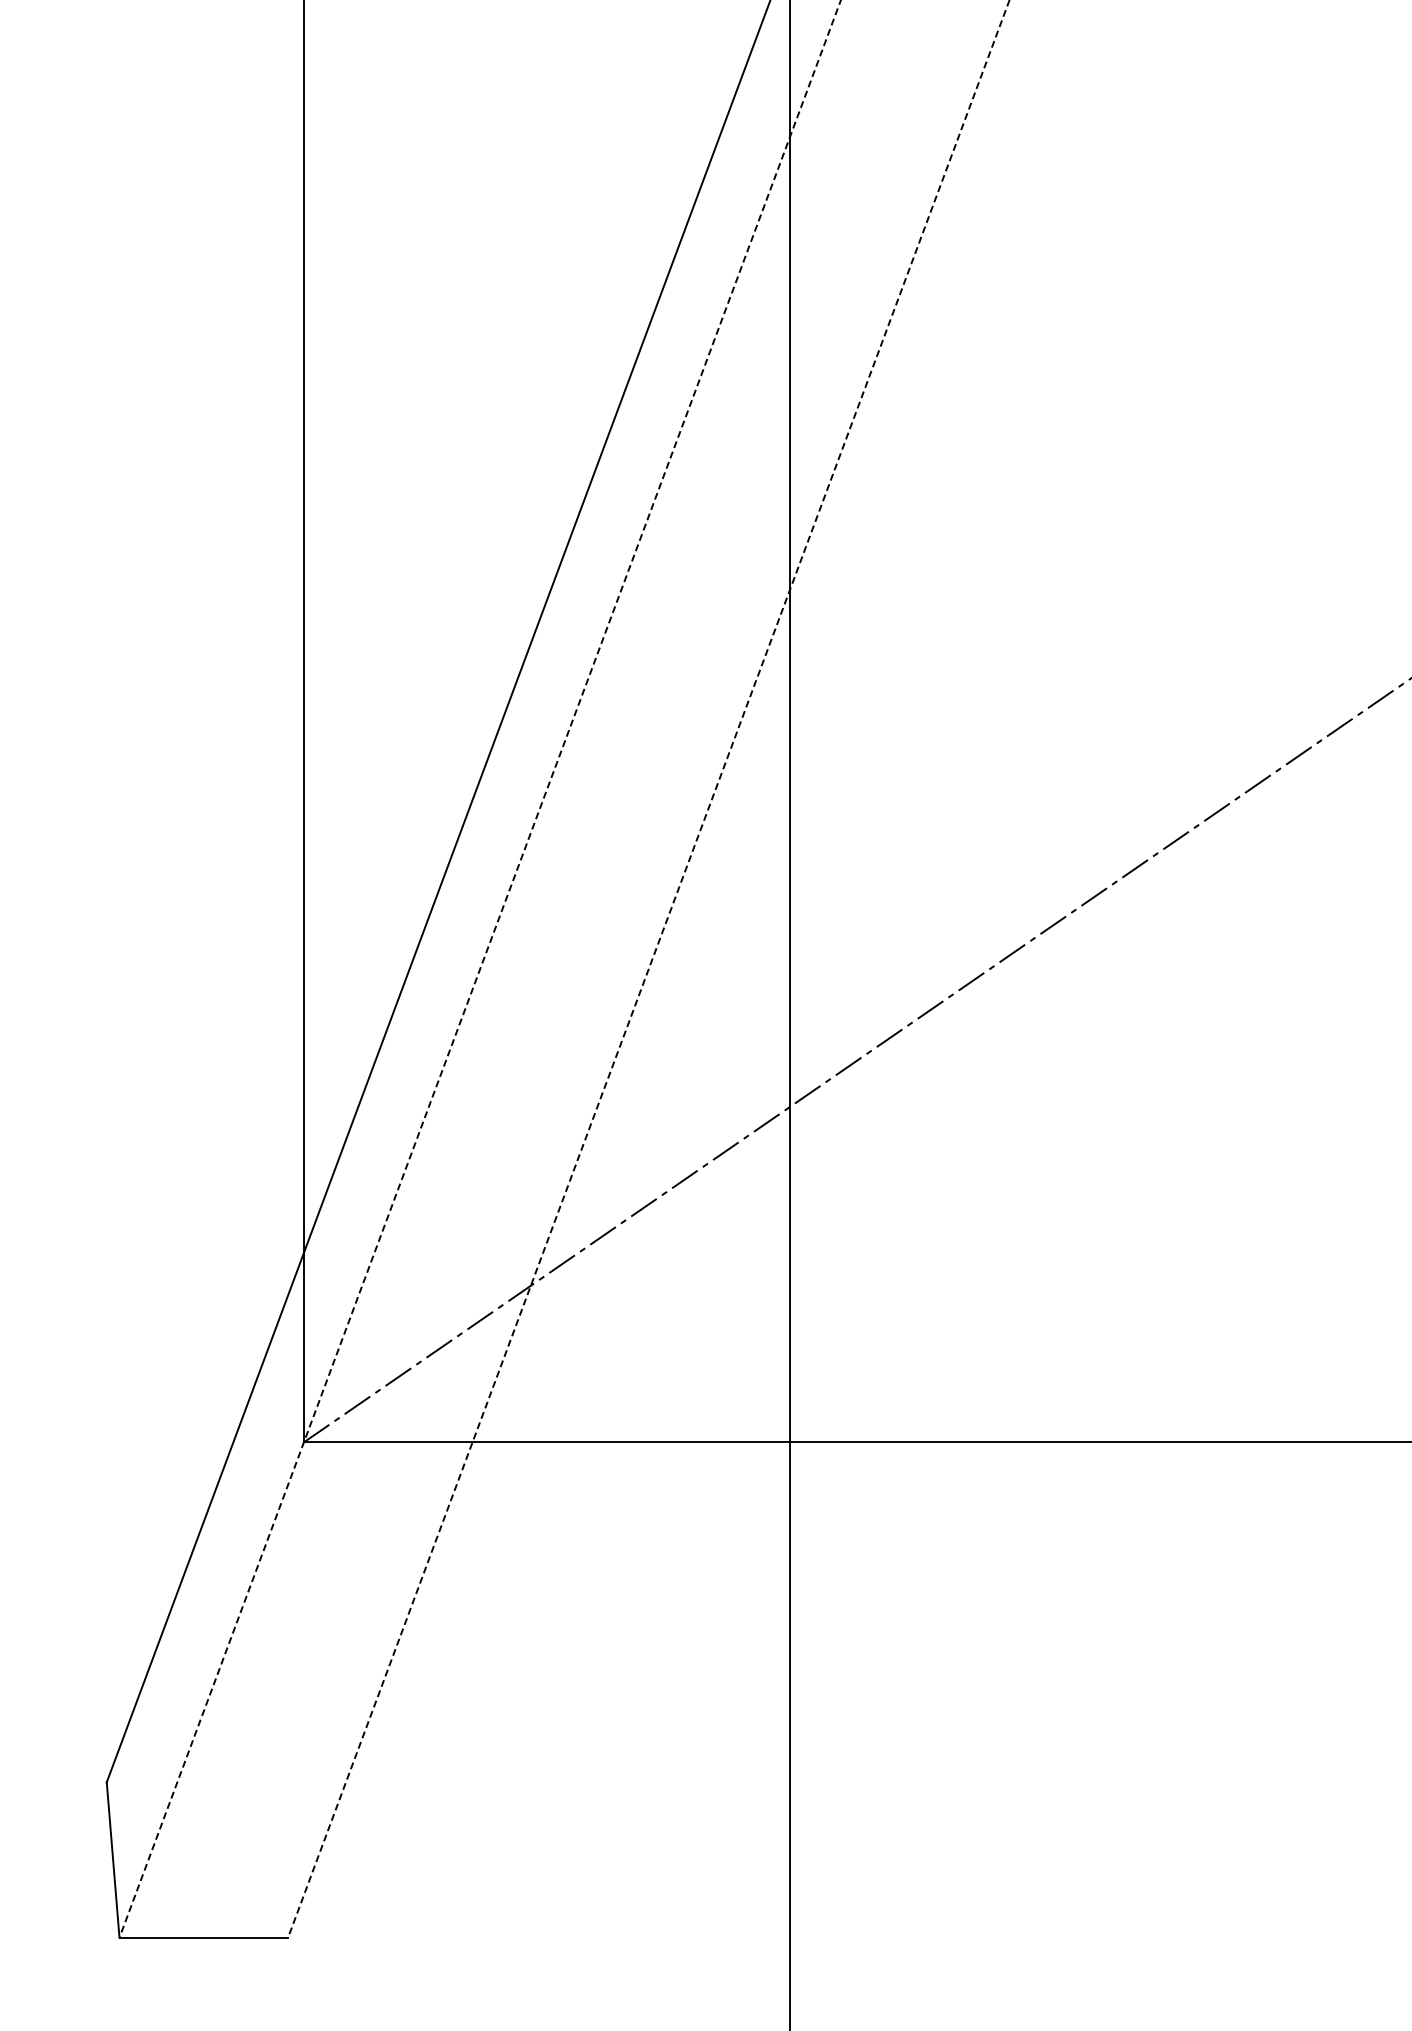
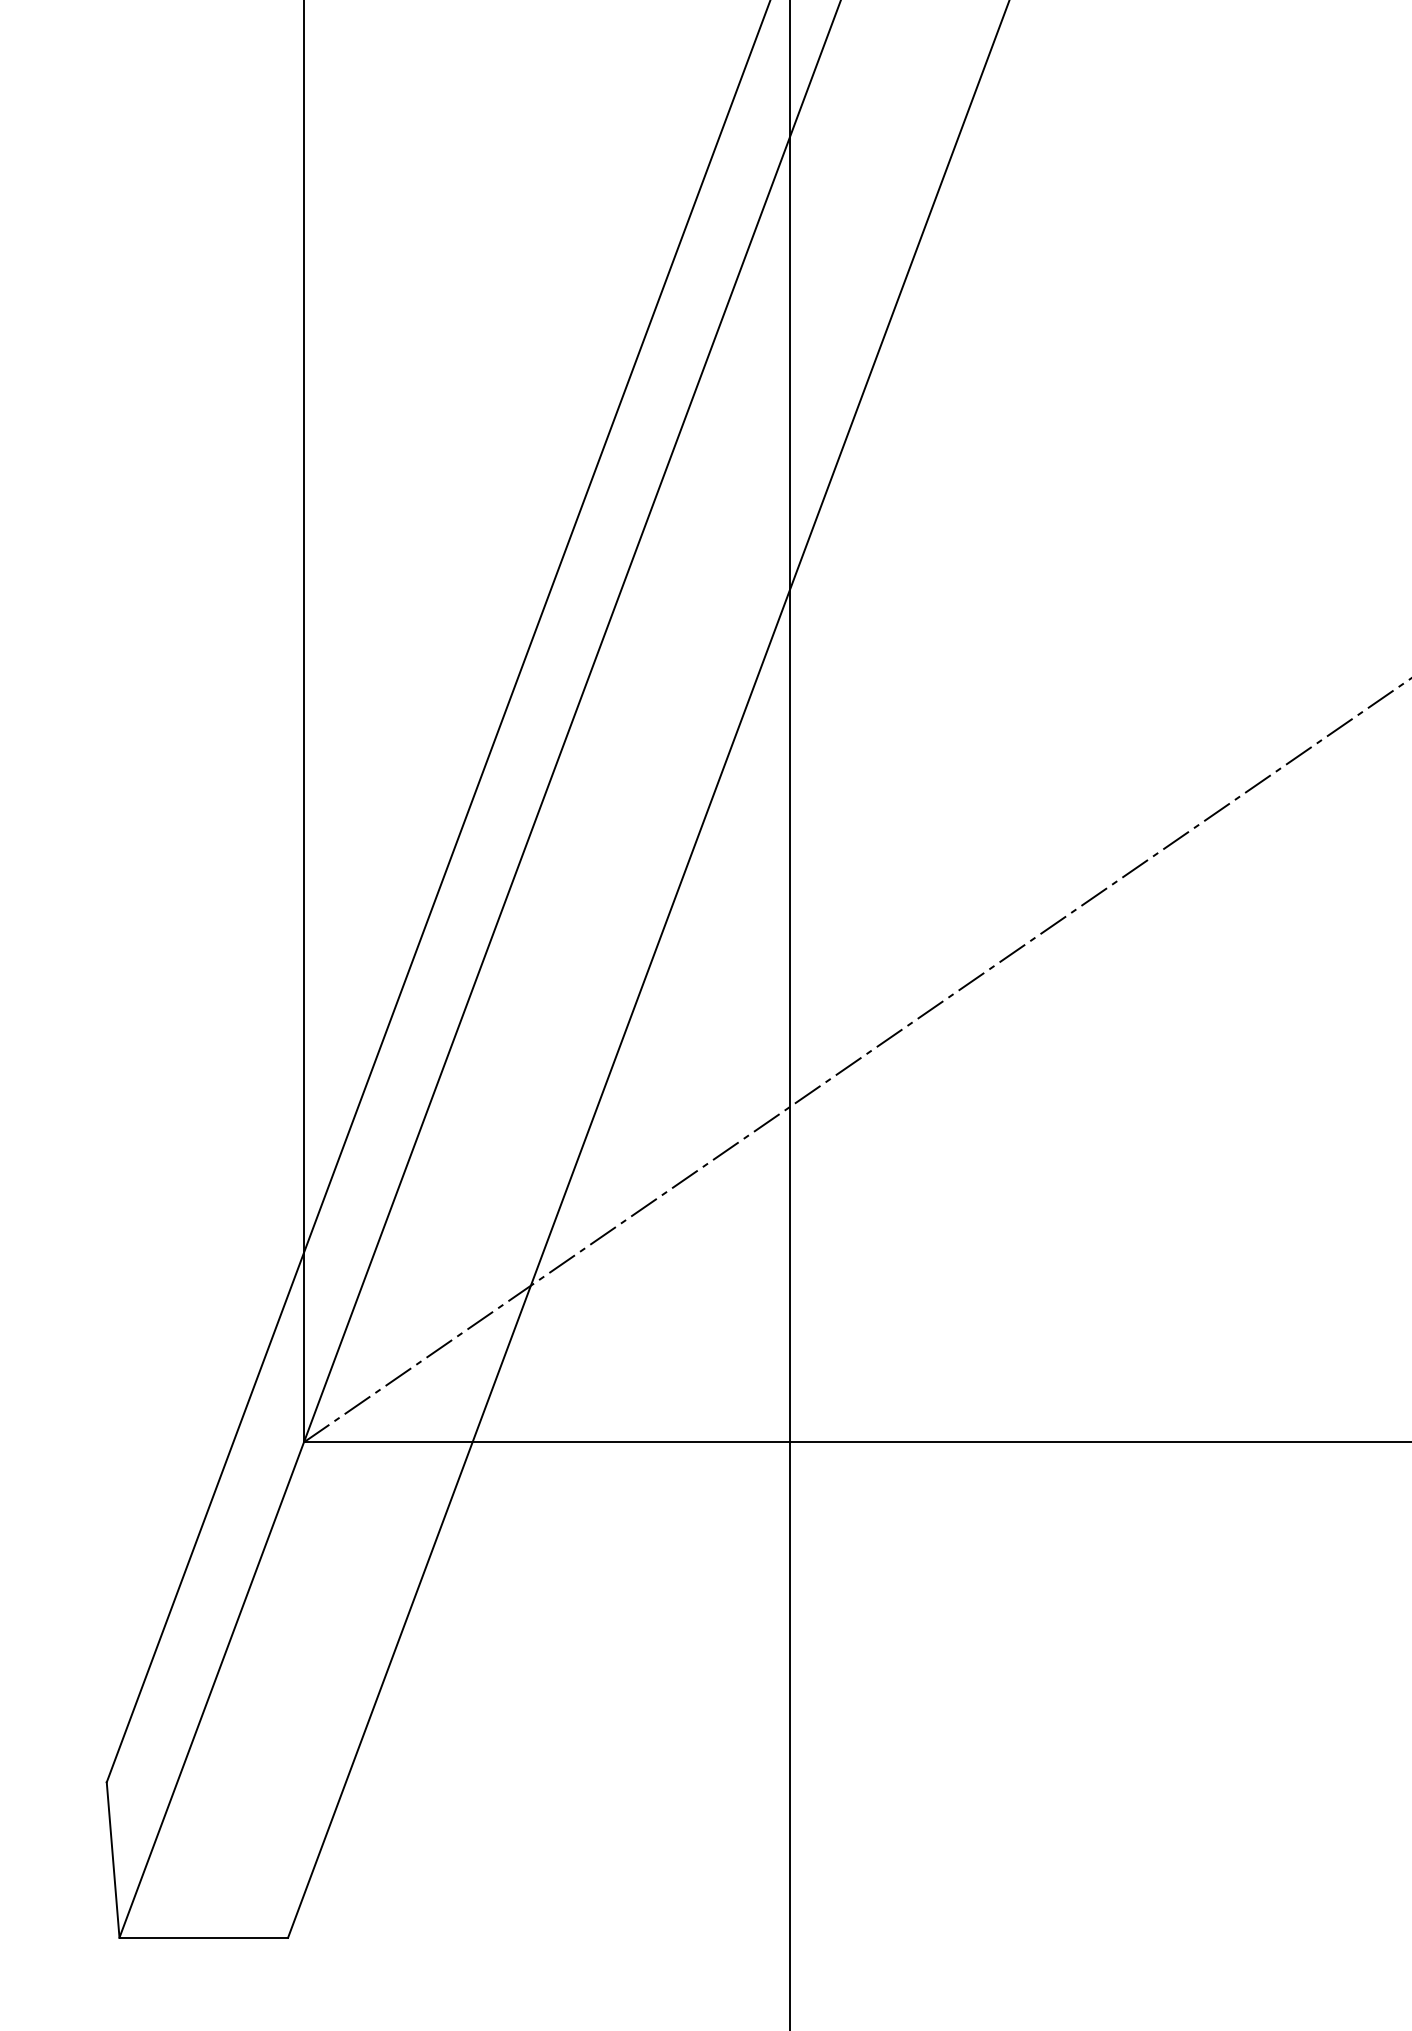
line: dashed -> solid (479, 969)
line: dashed -> solid (648, 969)
